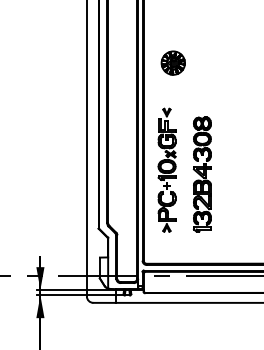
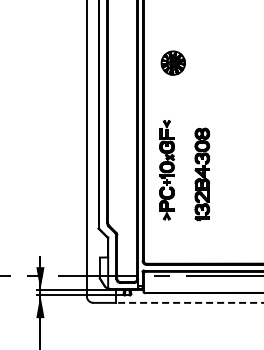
part size: 20x126 px -> 16x101 px (166, 170)
part size: 20x117 px -> 17x95 px (202, 174)
line: solid -> dashed (189, 302)
